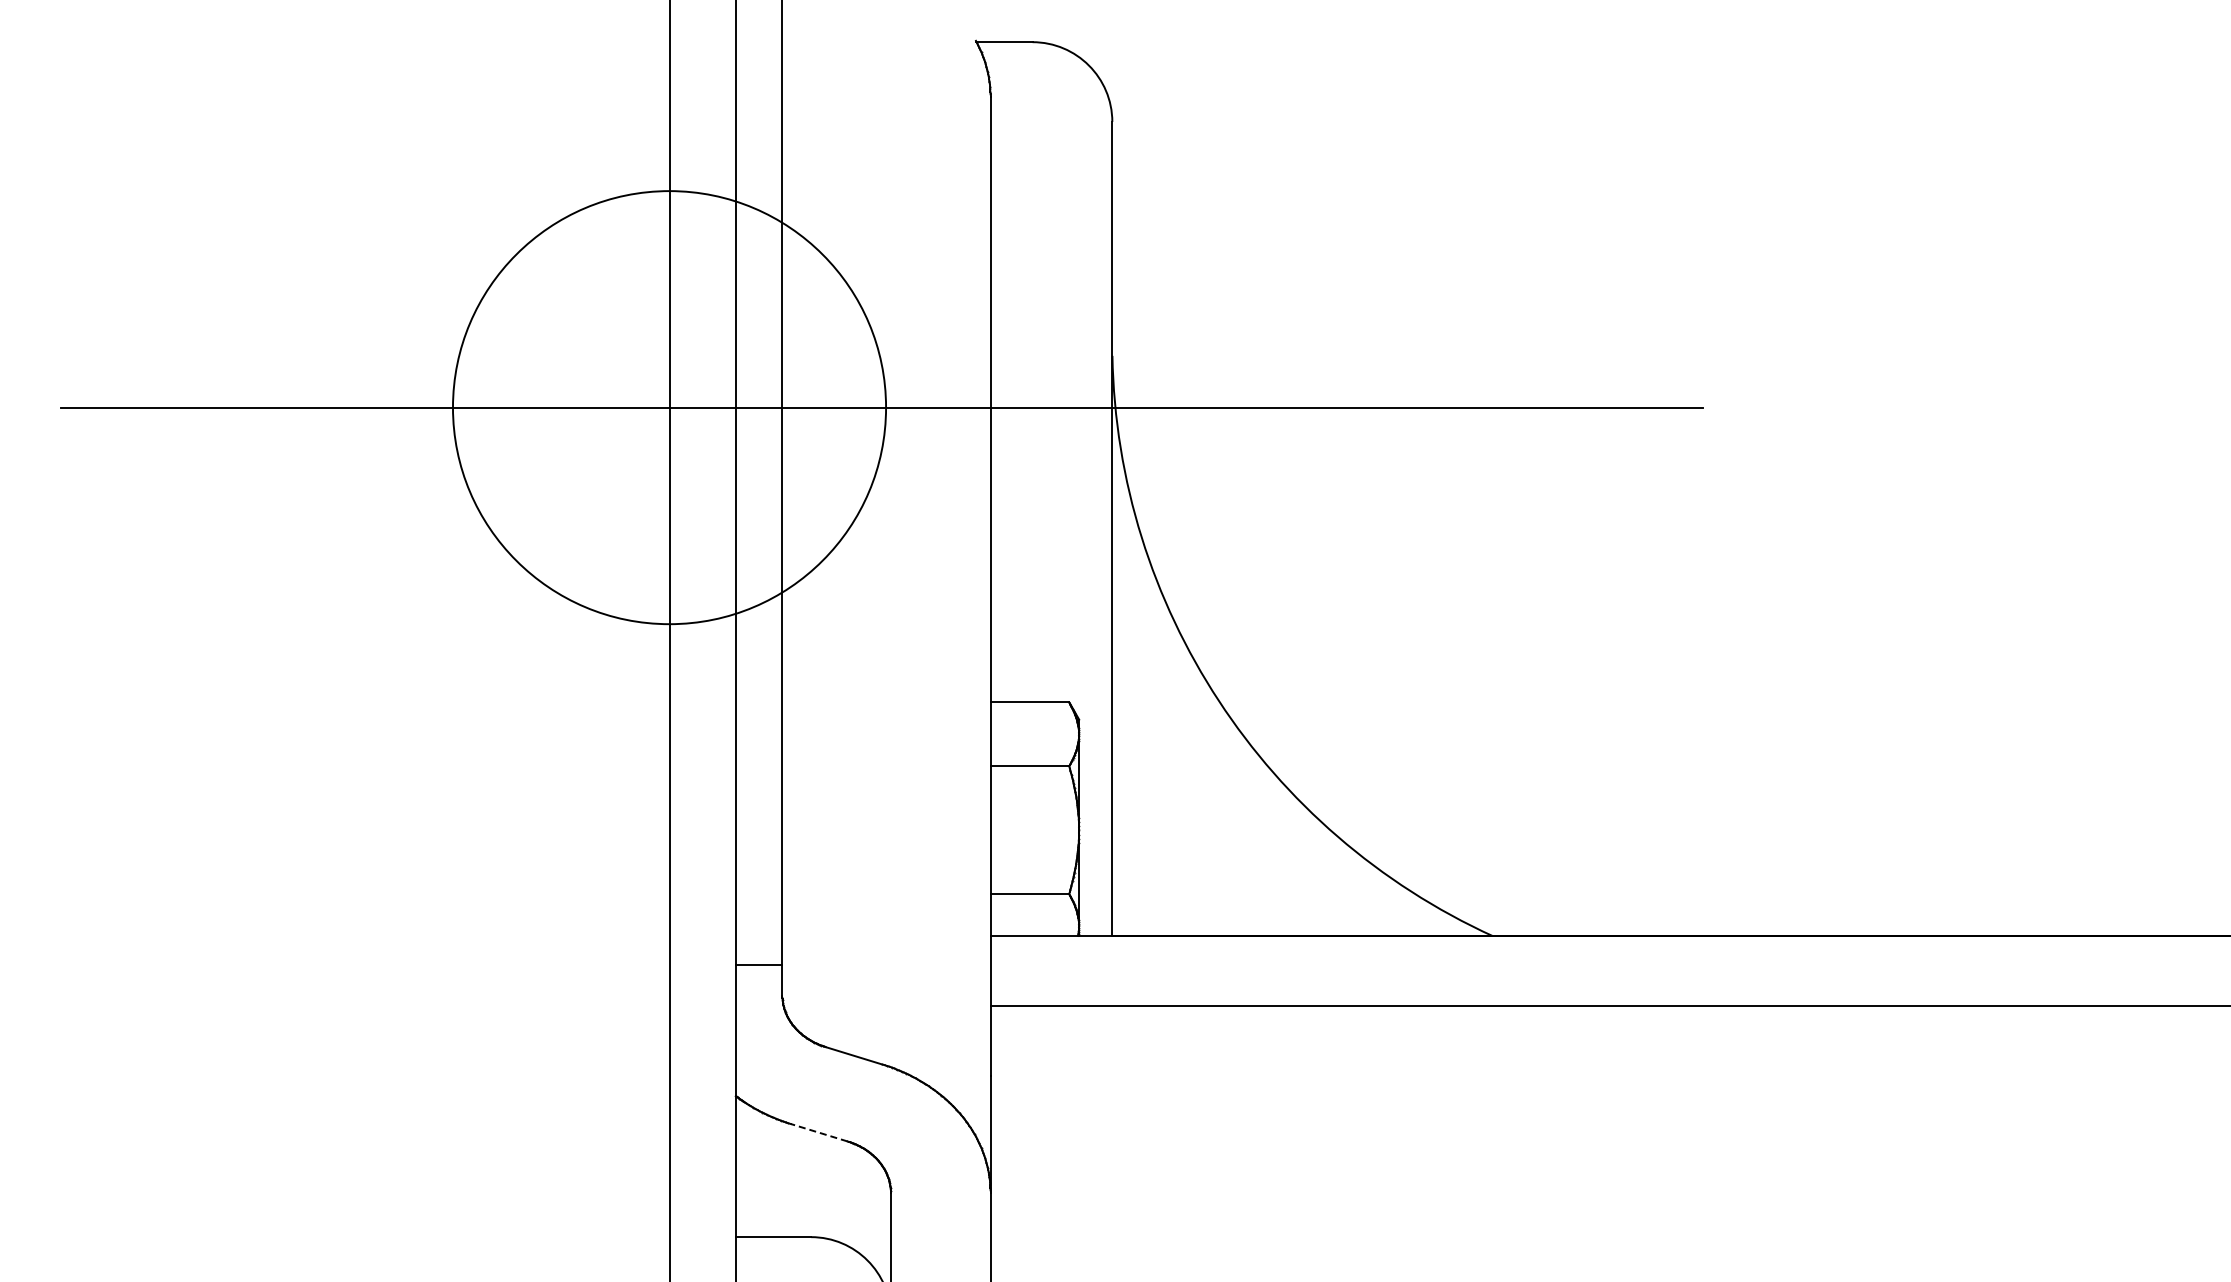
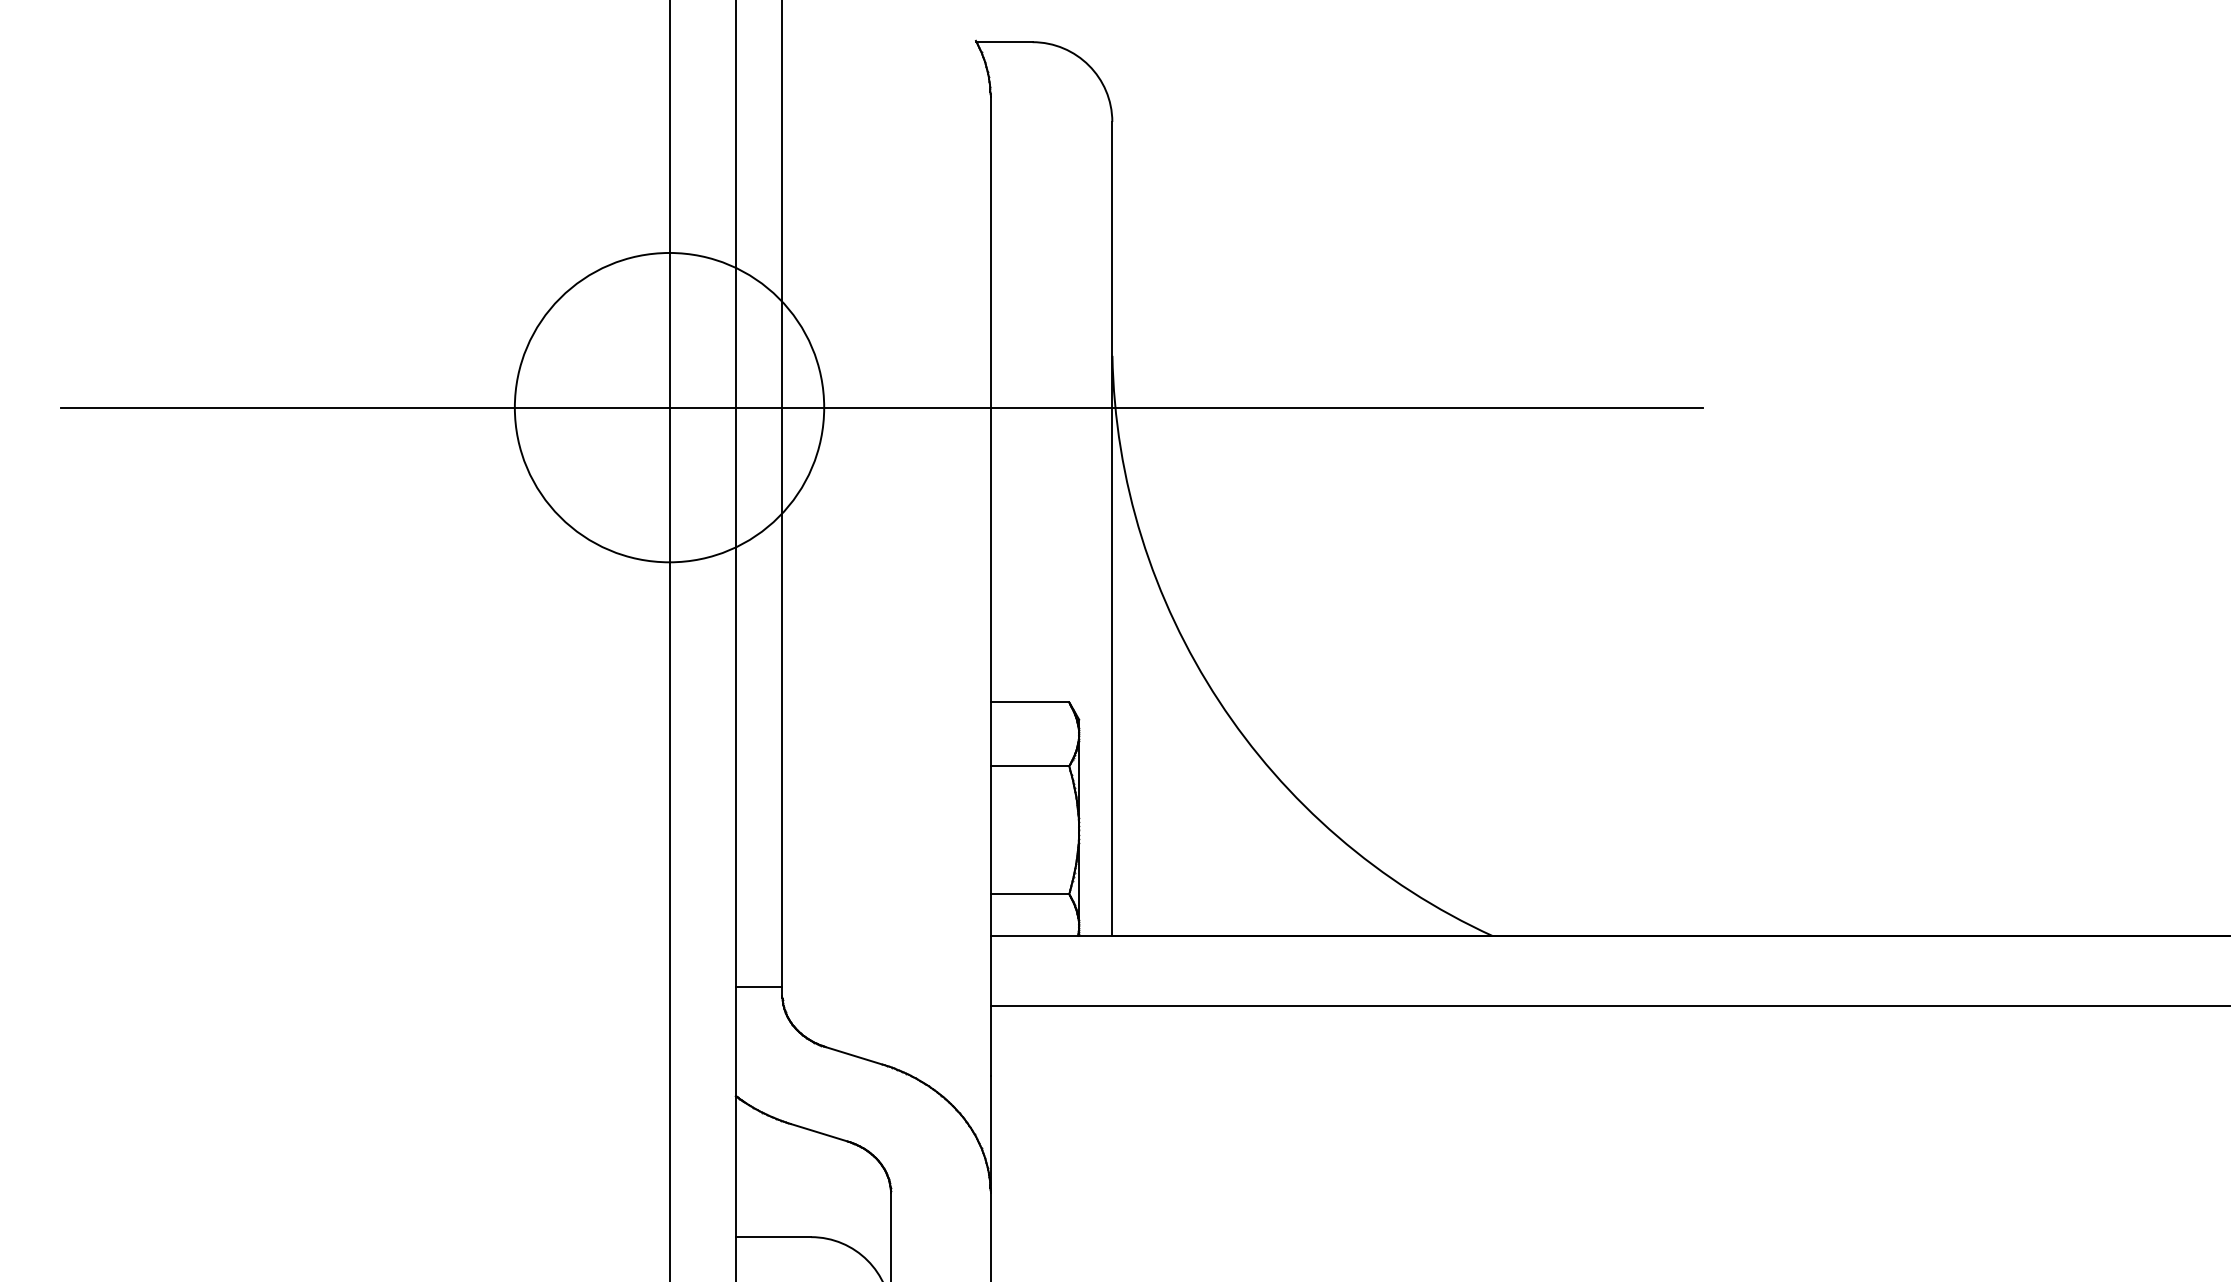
circle diameter: 433 px -> 309 px (669, 407)
line position: (759, 964) -> (759, 986) (759, 986)
line: dashed -> solid (819, 1132)
